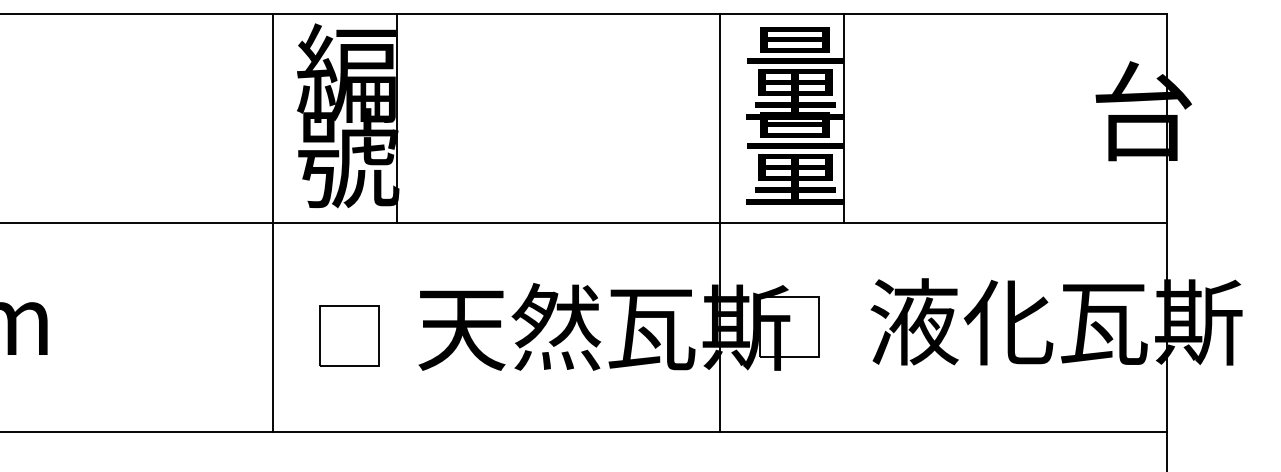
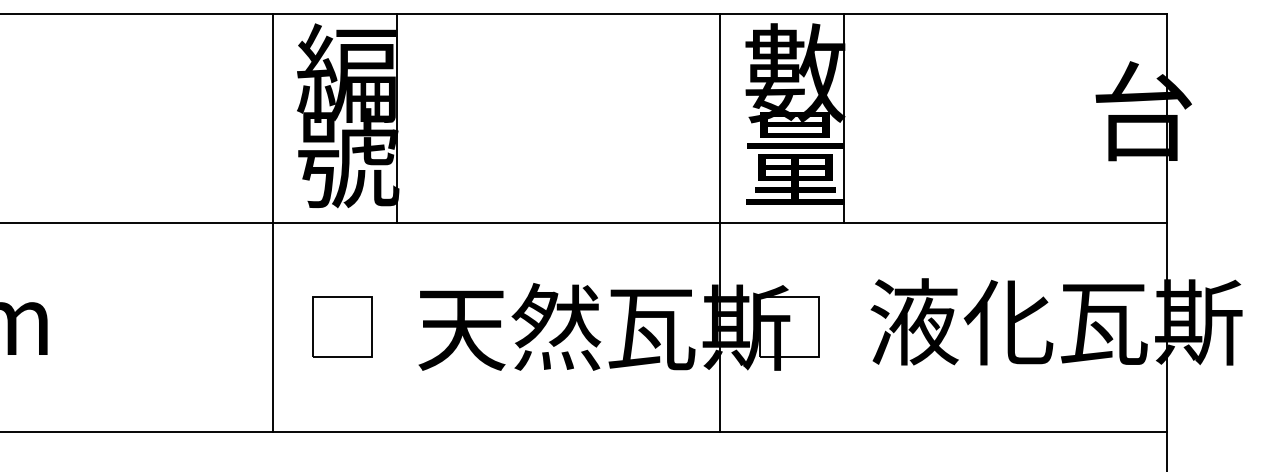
text: 量 -> 數 (795, 73)
part position: (349, 335) -> (342, 326) (342, 326)
